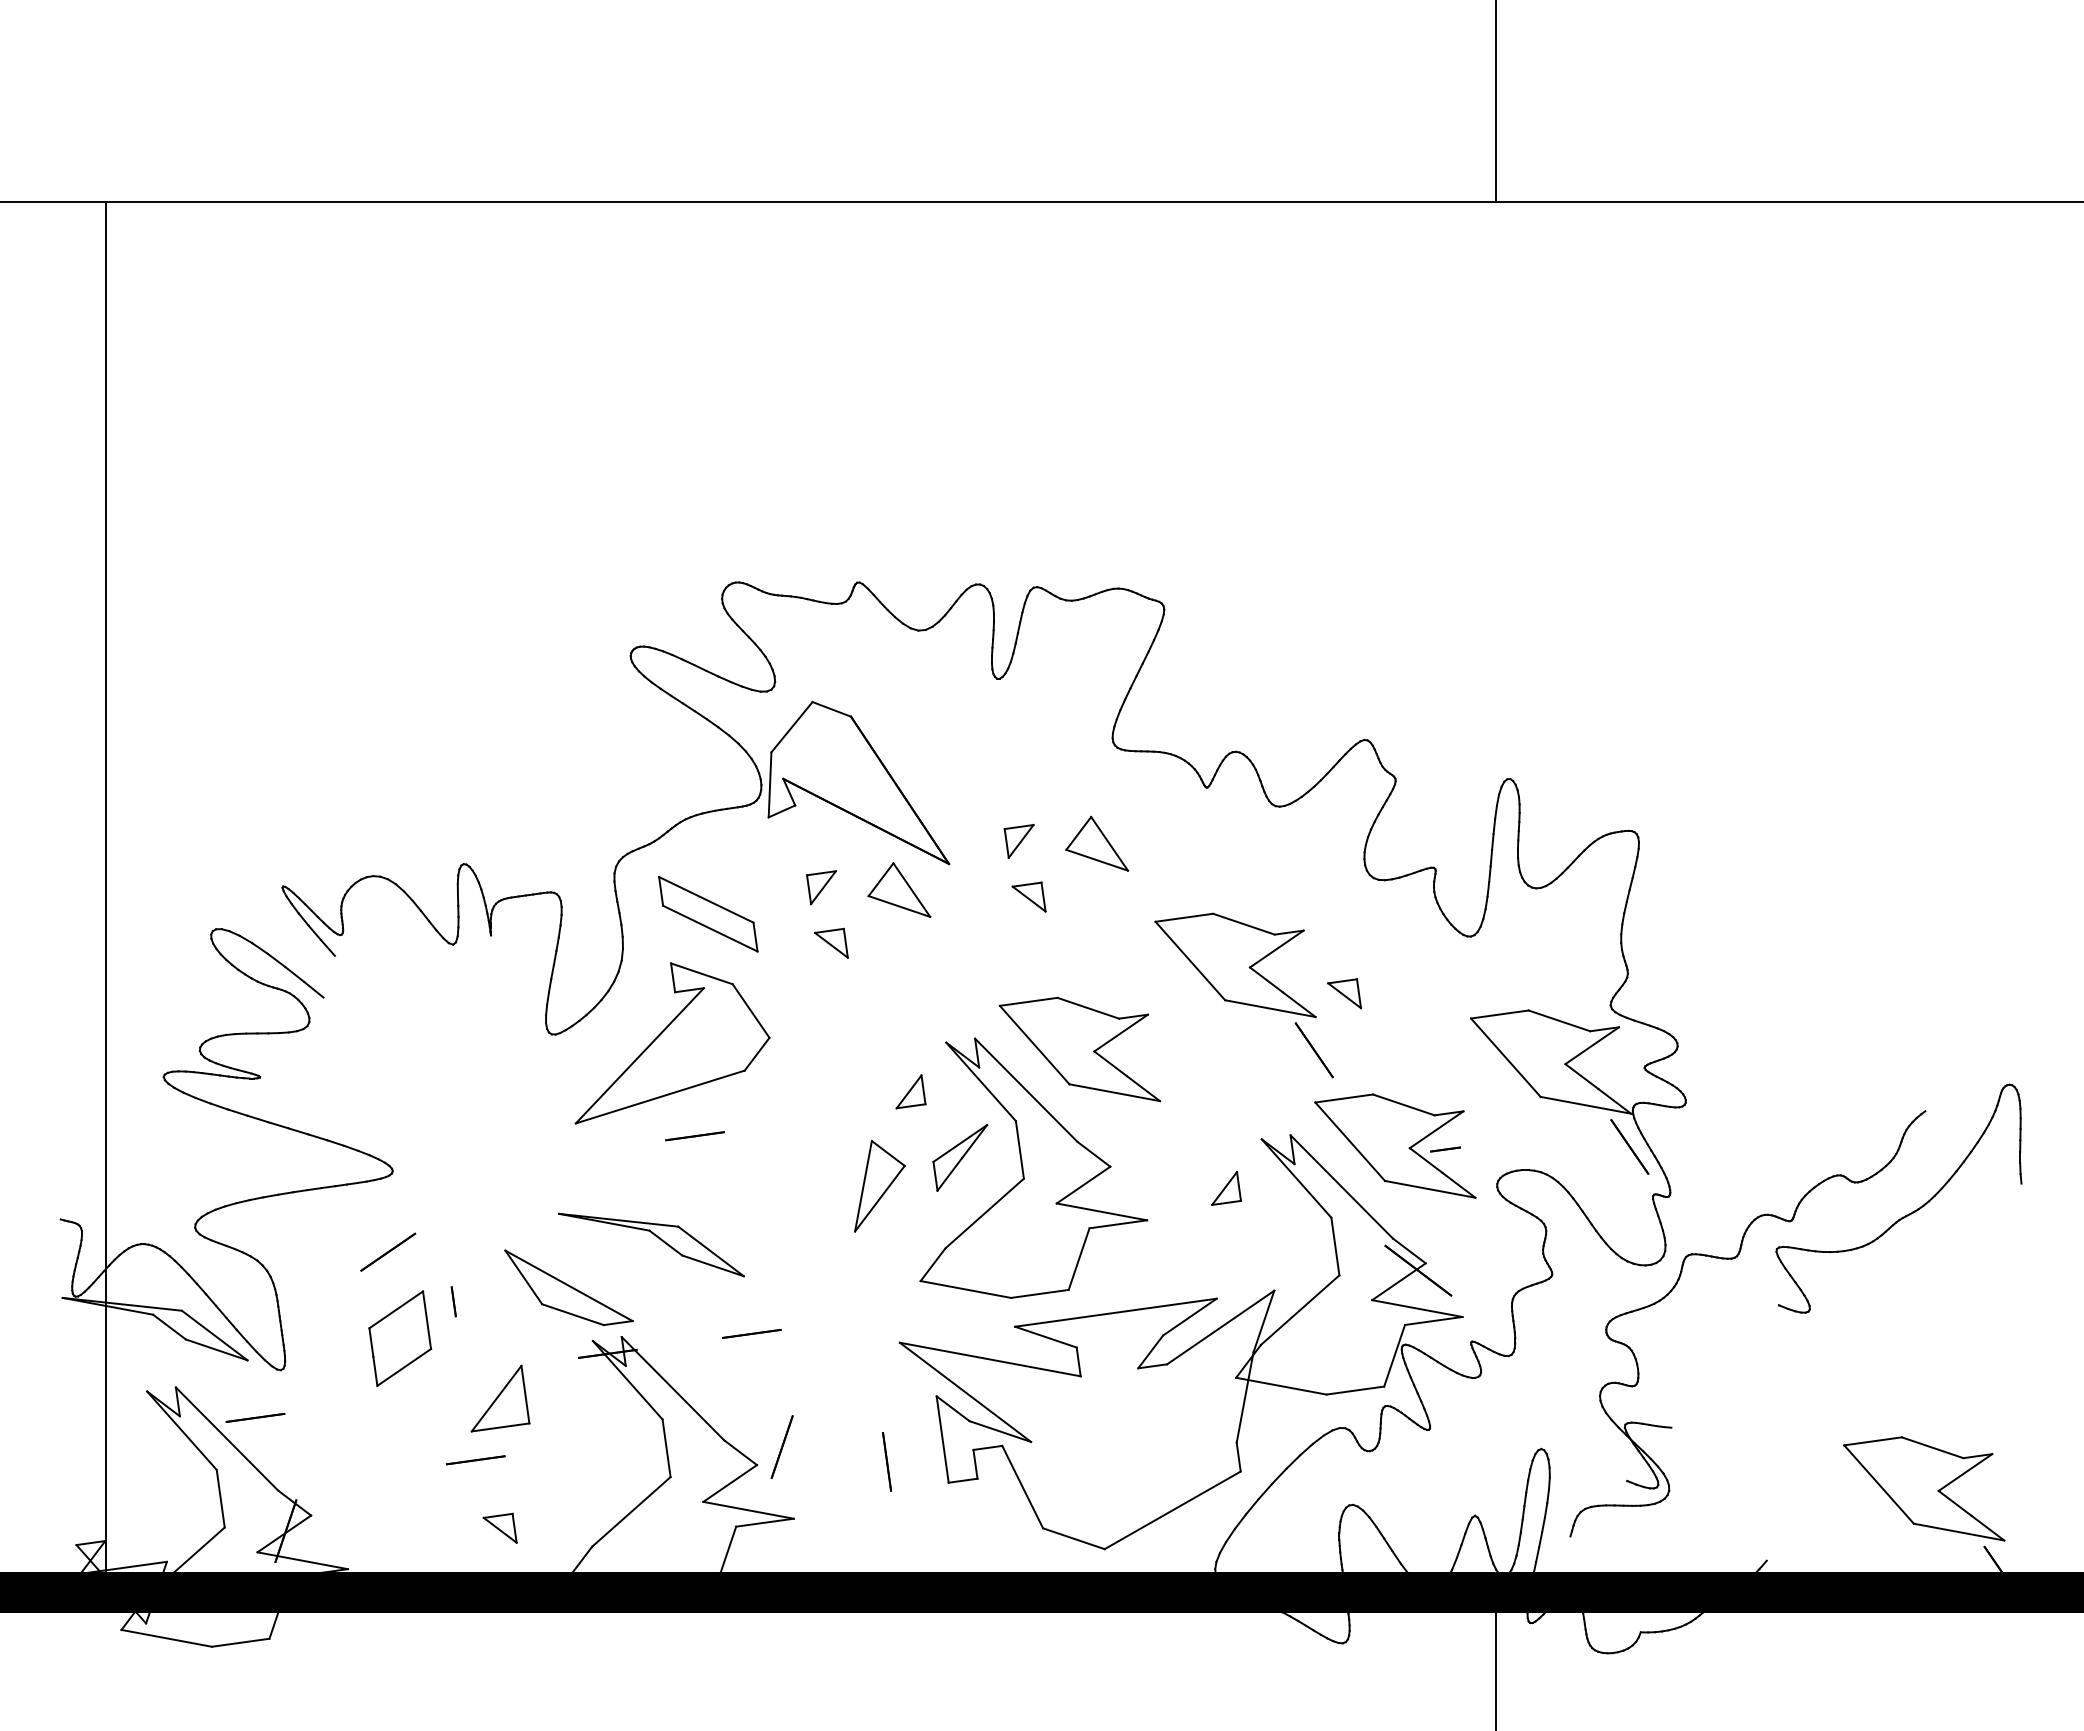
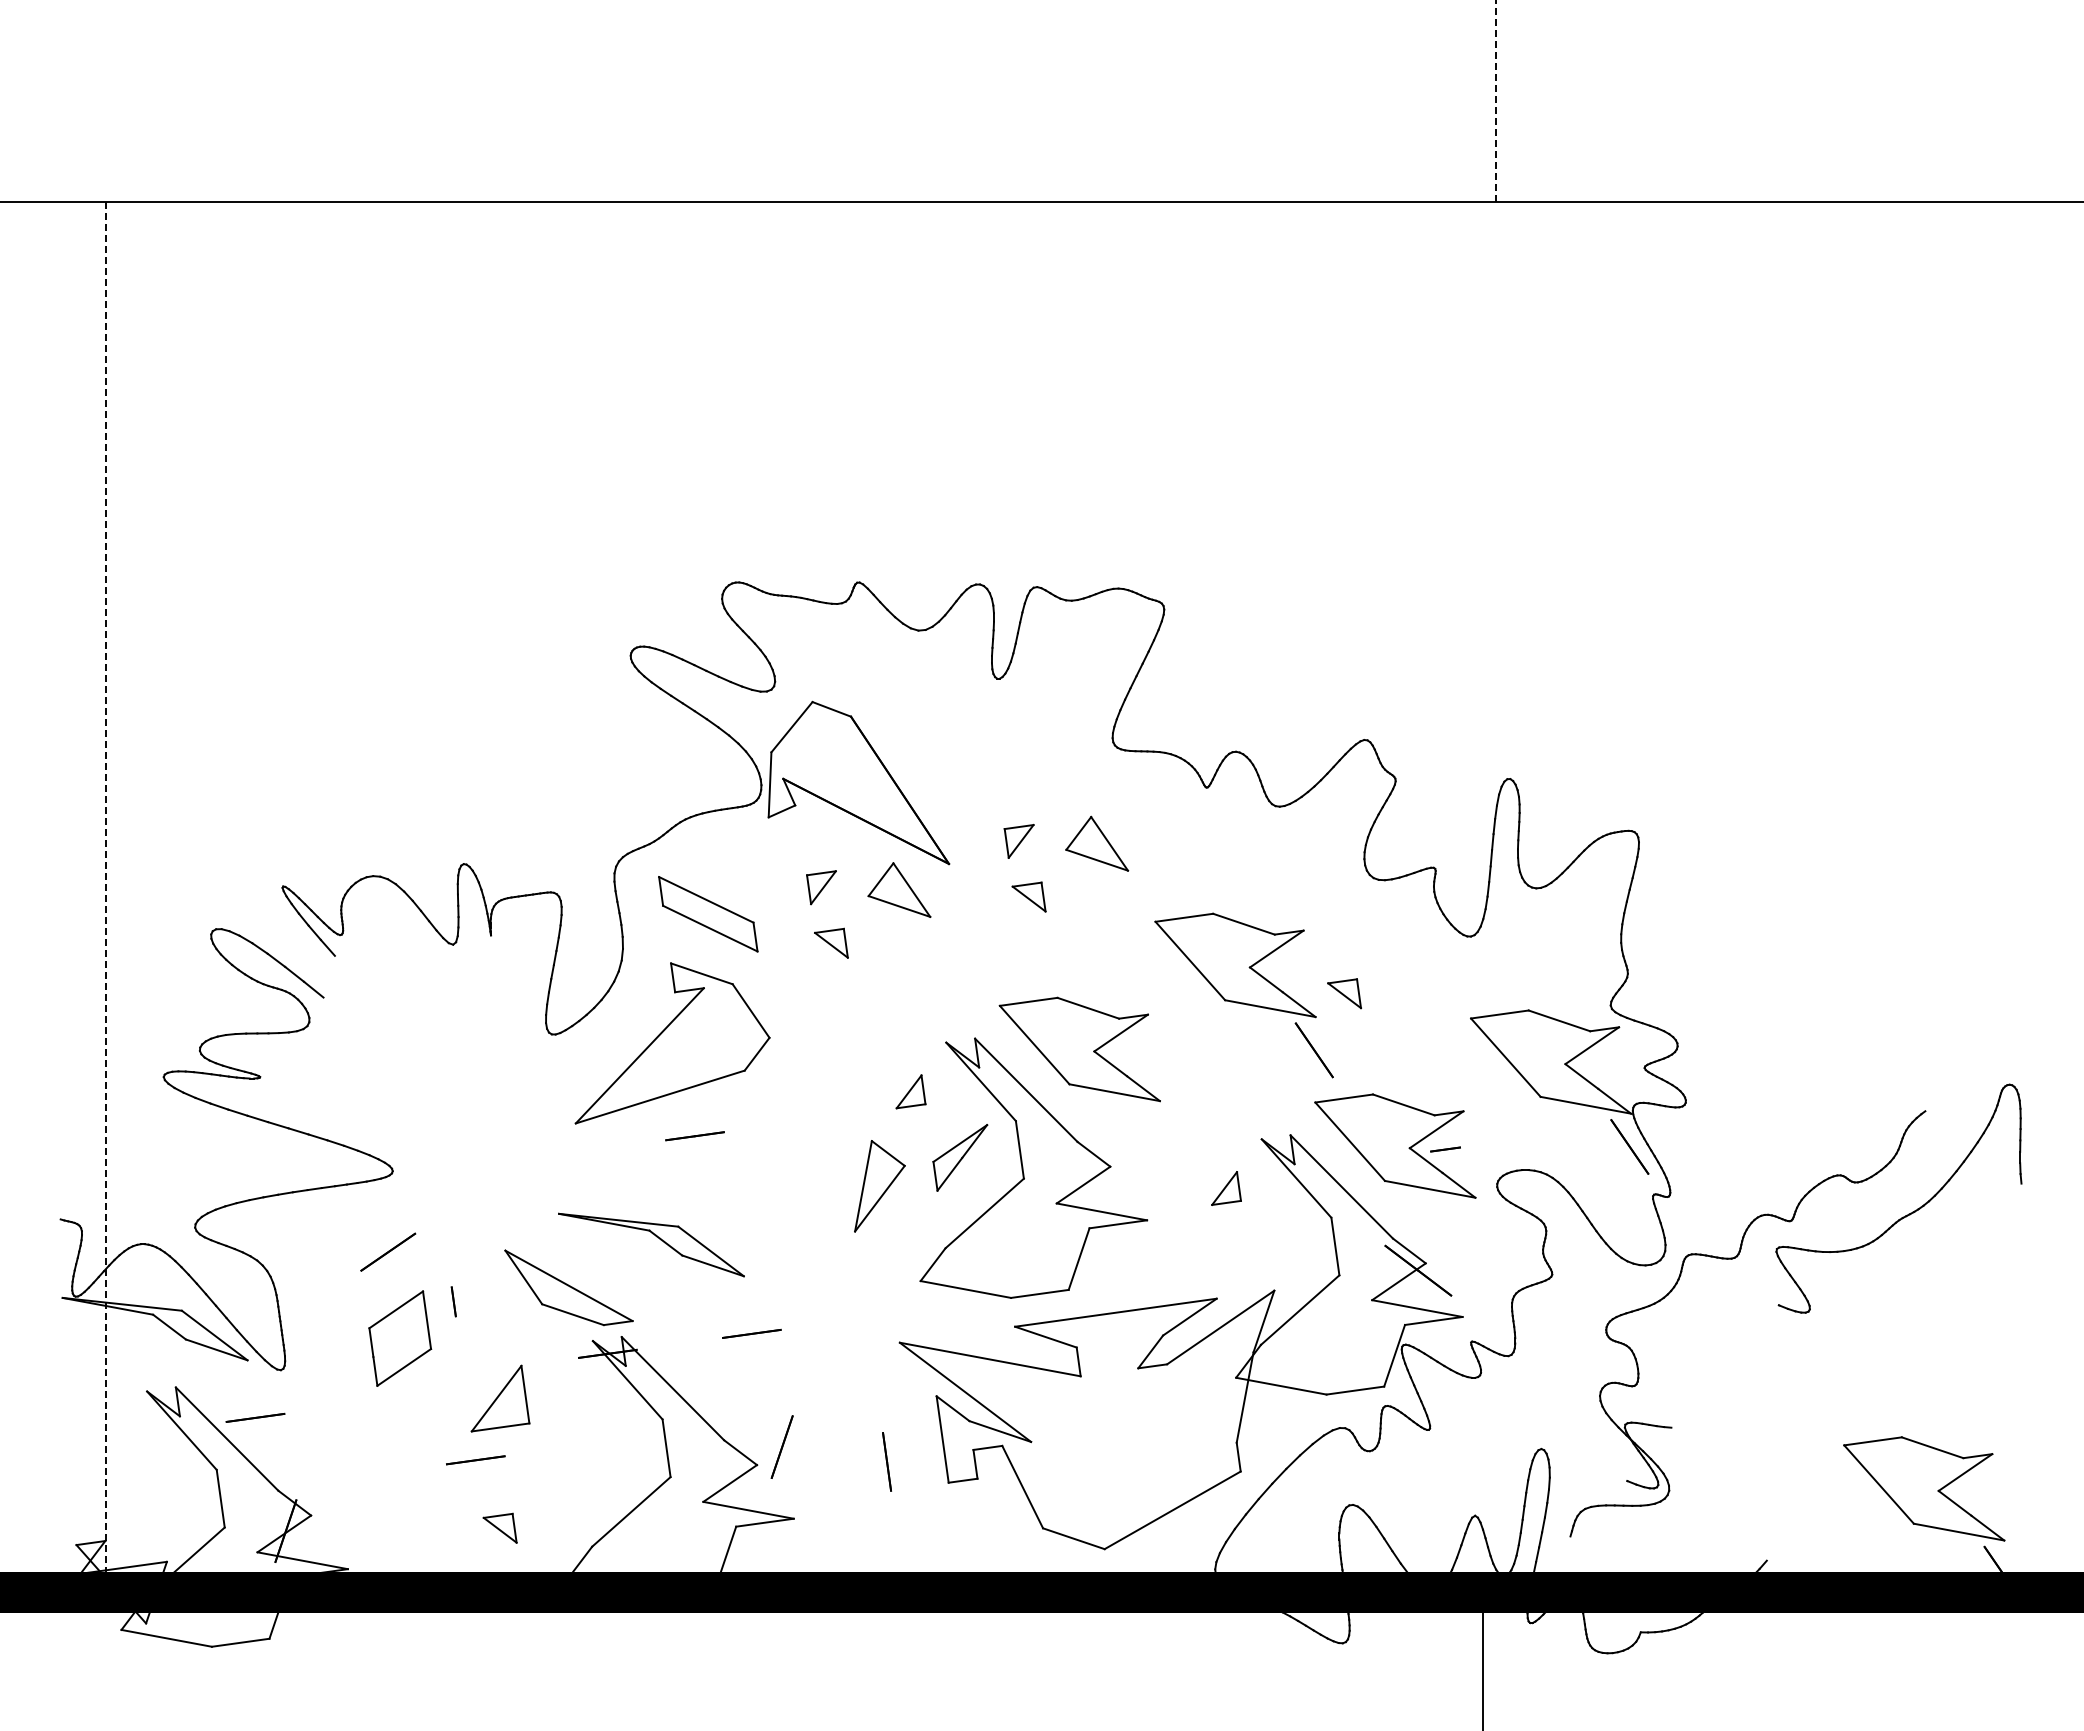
line: solid -> dashed (1495, 101)
line: solid -> dashed (106, 897)
line position: (1495, 1659) -> (1482, 1659) (1482, 1659)
